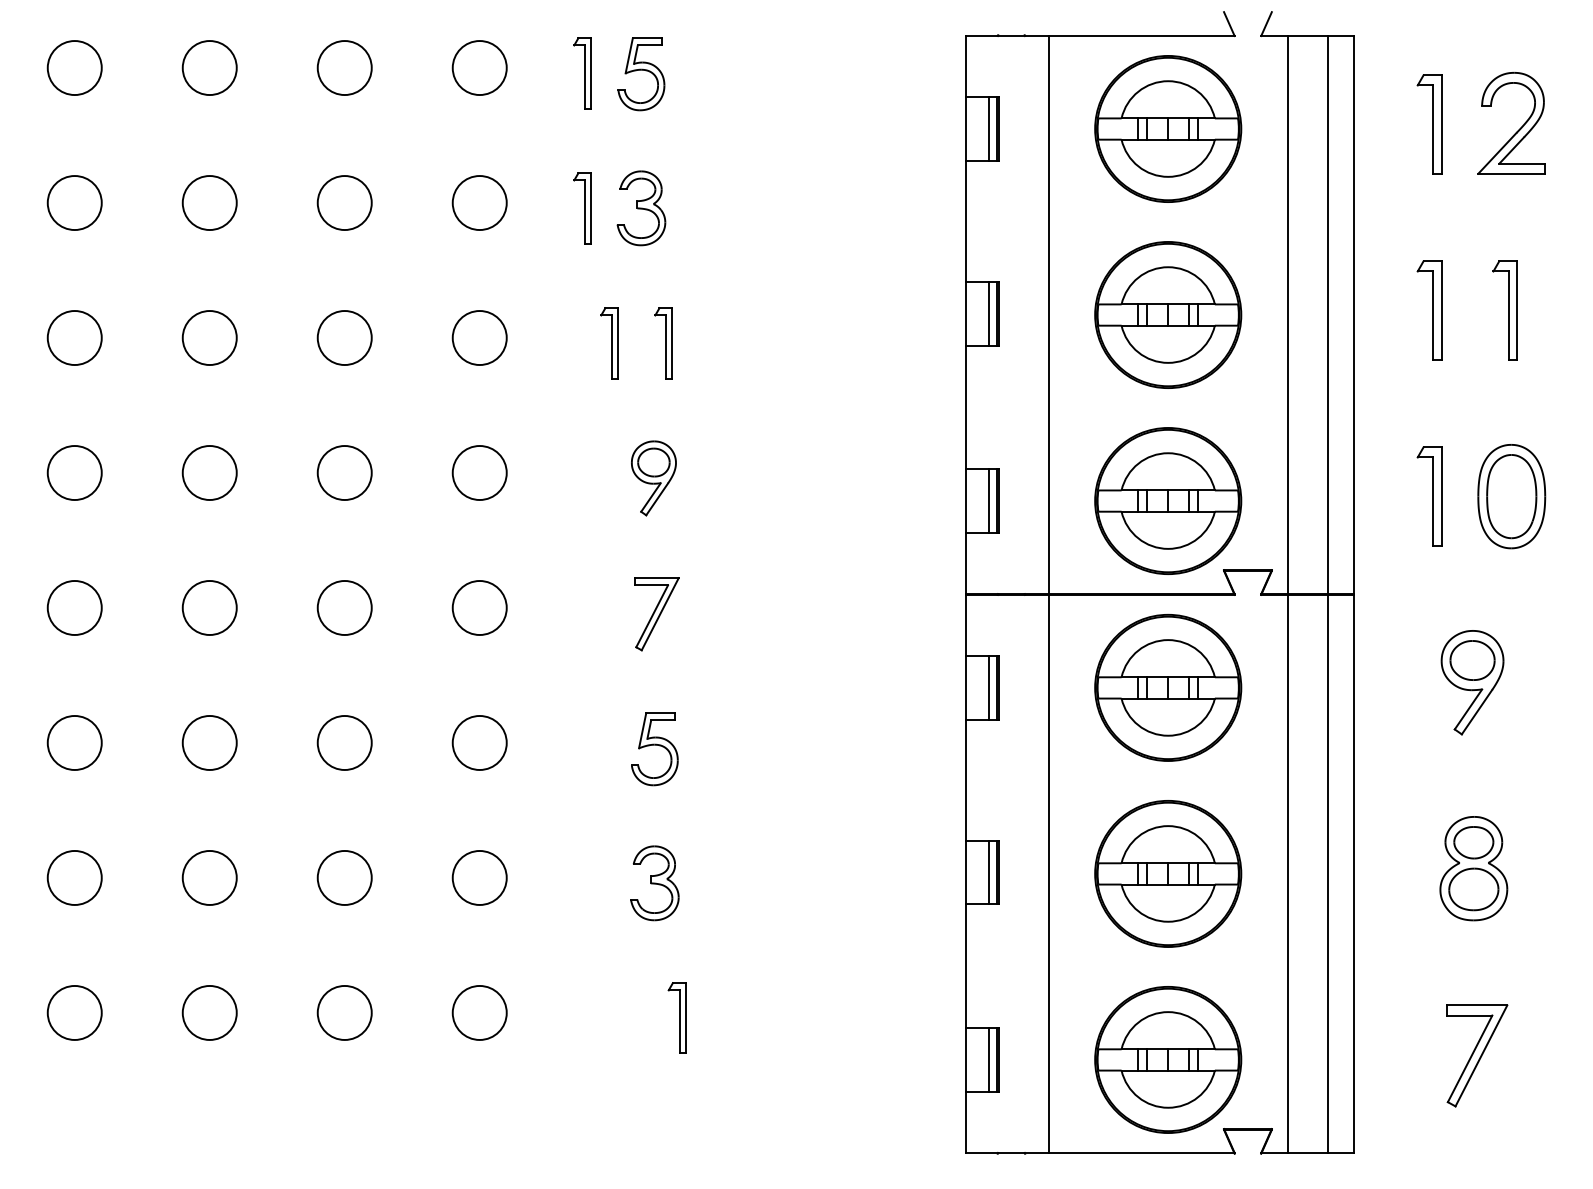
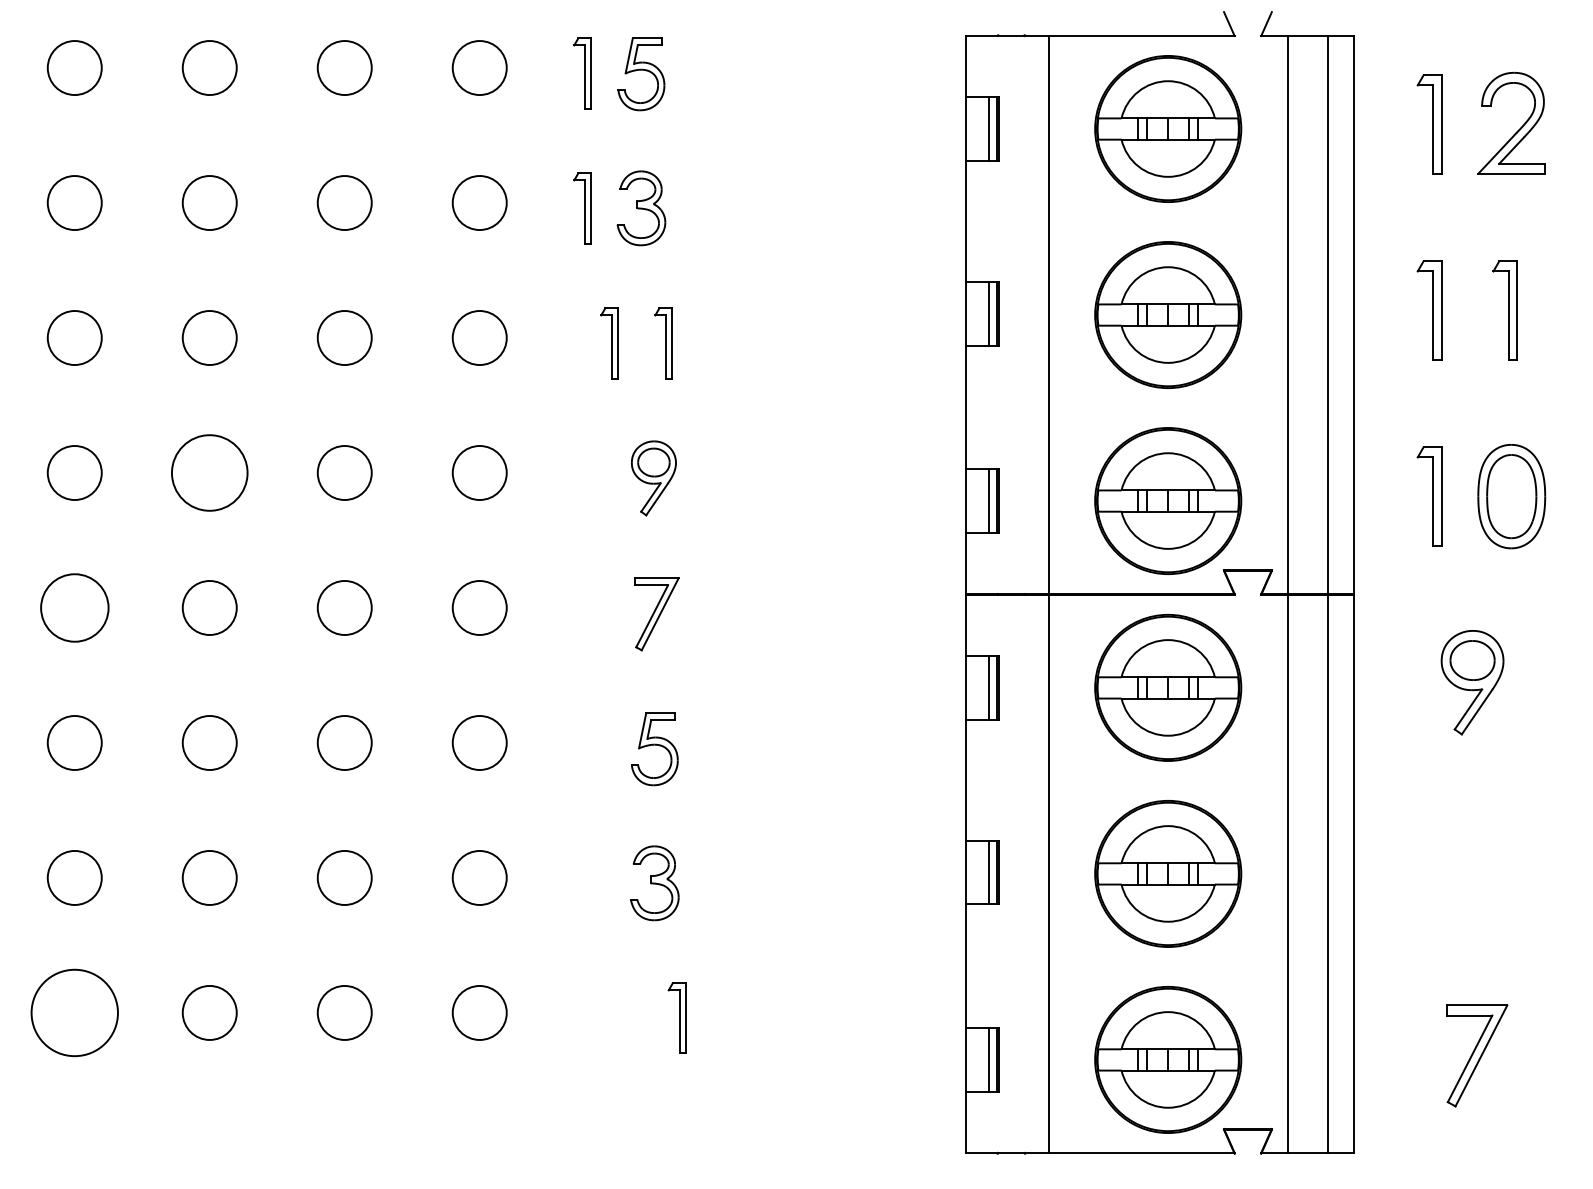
circle diameter: 54 px -> 76 px (209, 472)
circle size: 57x56 px -> 70x70 px (74, 607)
part: present -> none (1473, 868)
circle diameter: 54 px -> 86 px (74, 1012)
